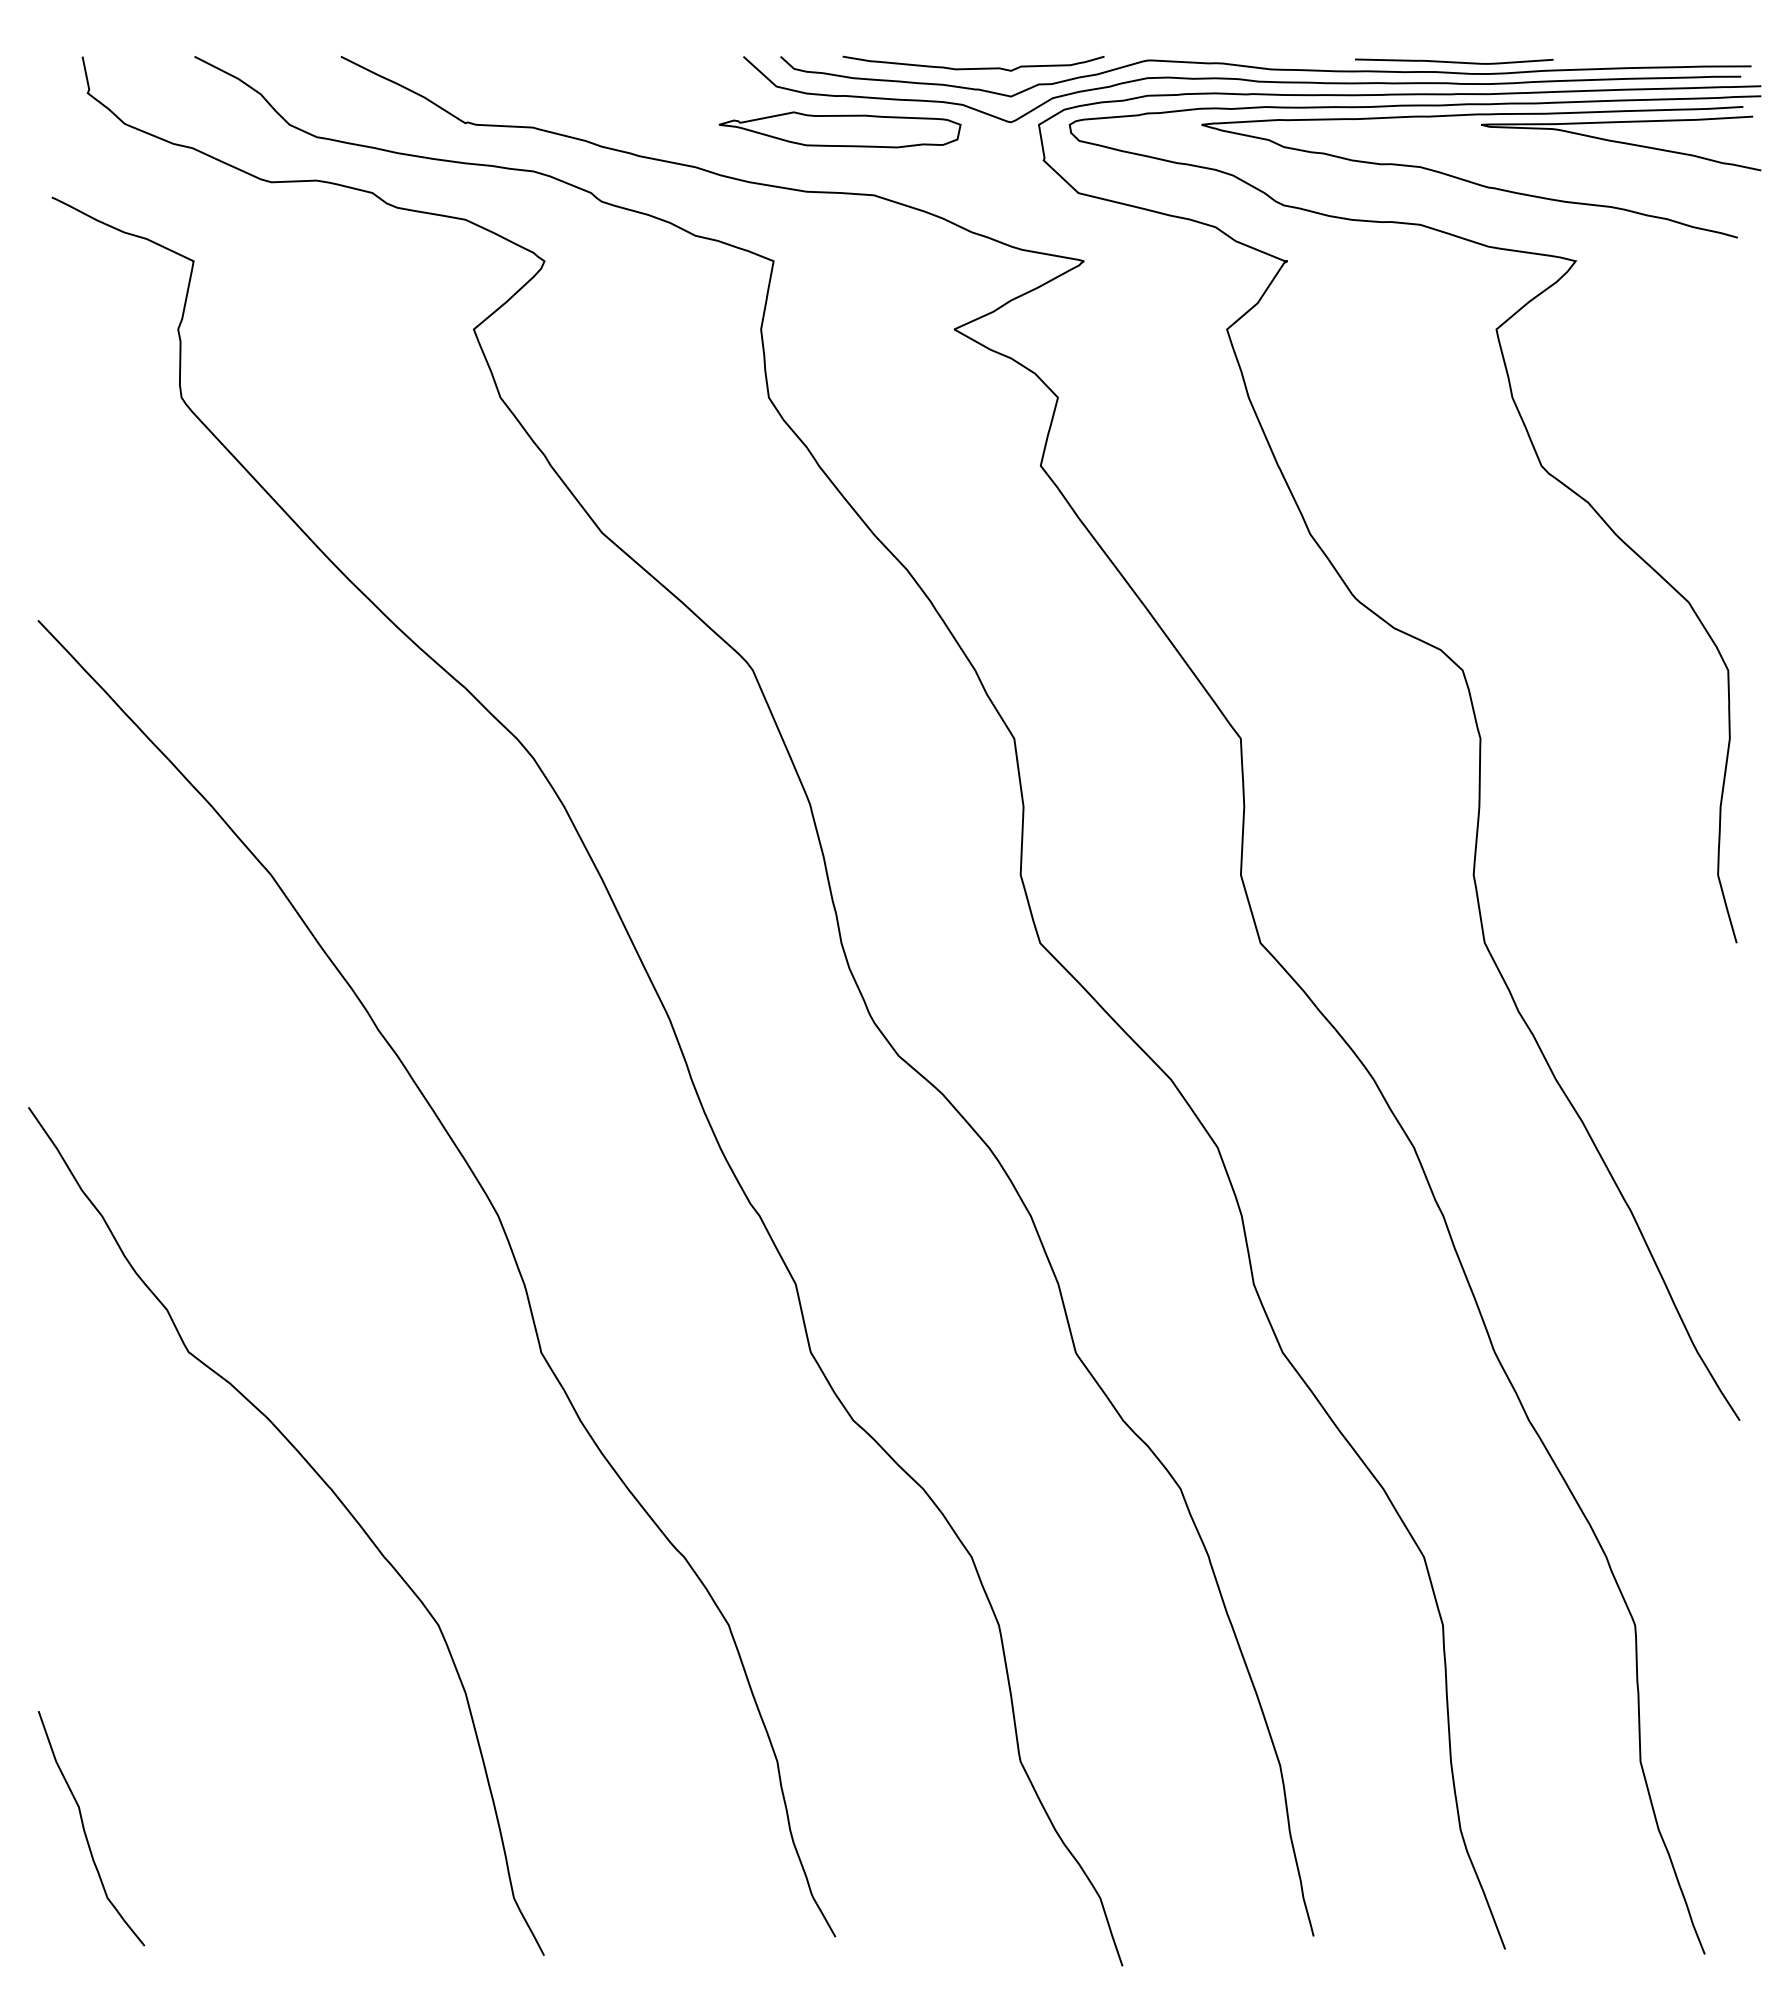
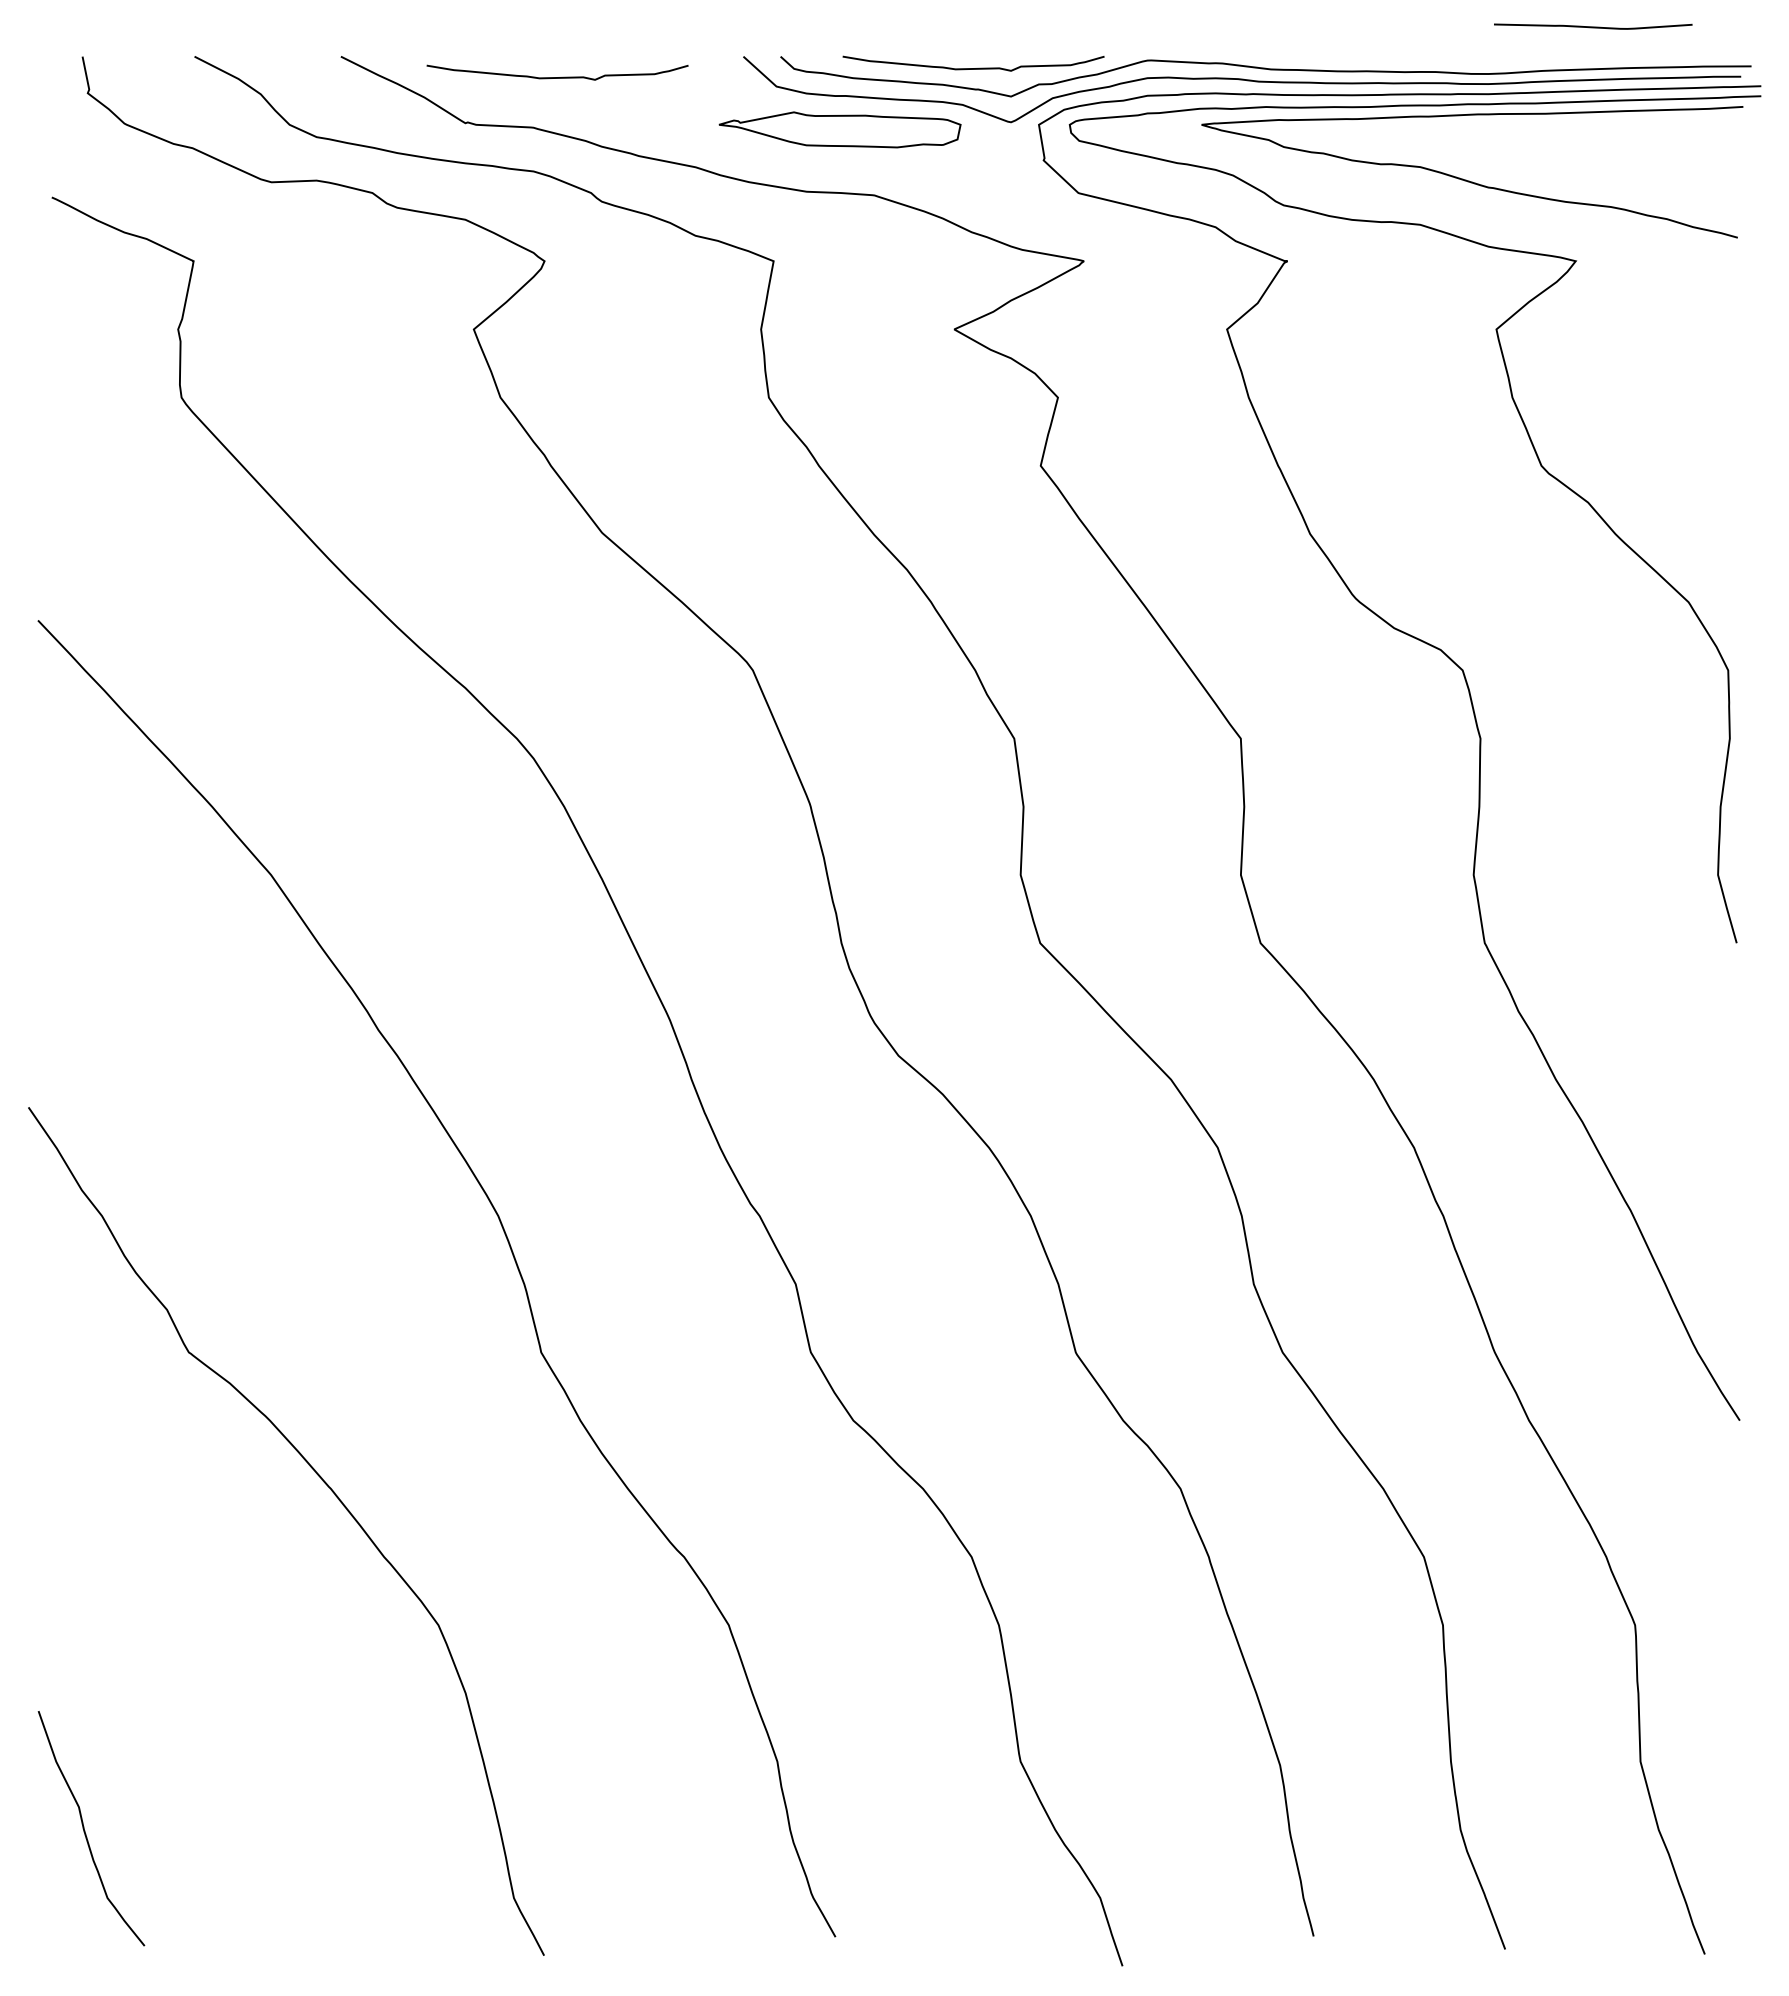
curve position: (1454, 61) -> (1593, 26) (1593, 26)
curve: none -> present (557, 77)
curve: present -> none (1621, 143)
